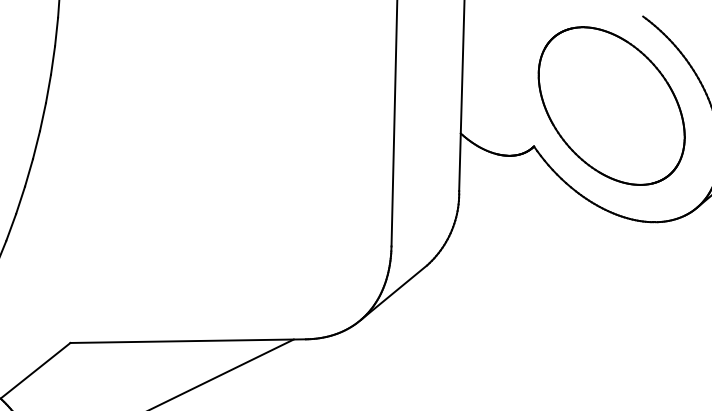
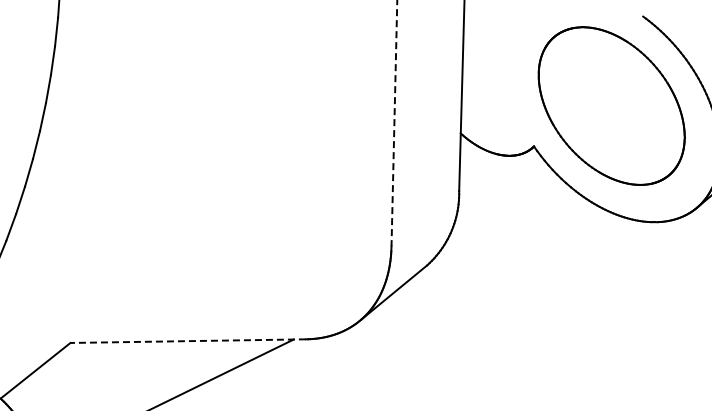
line: solid -> dashed (394, 123)
line: solid -> dashed (188, 341)
